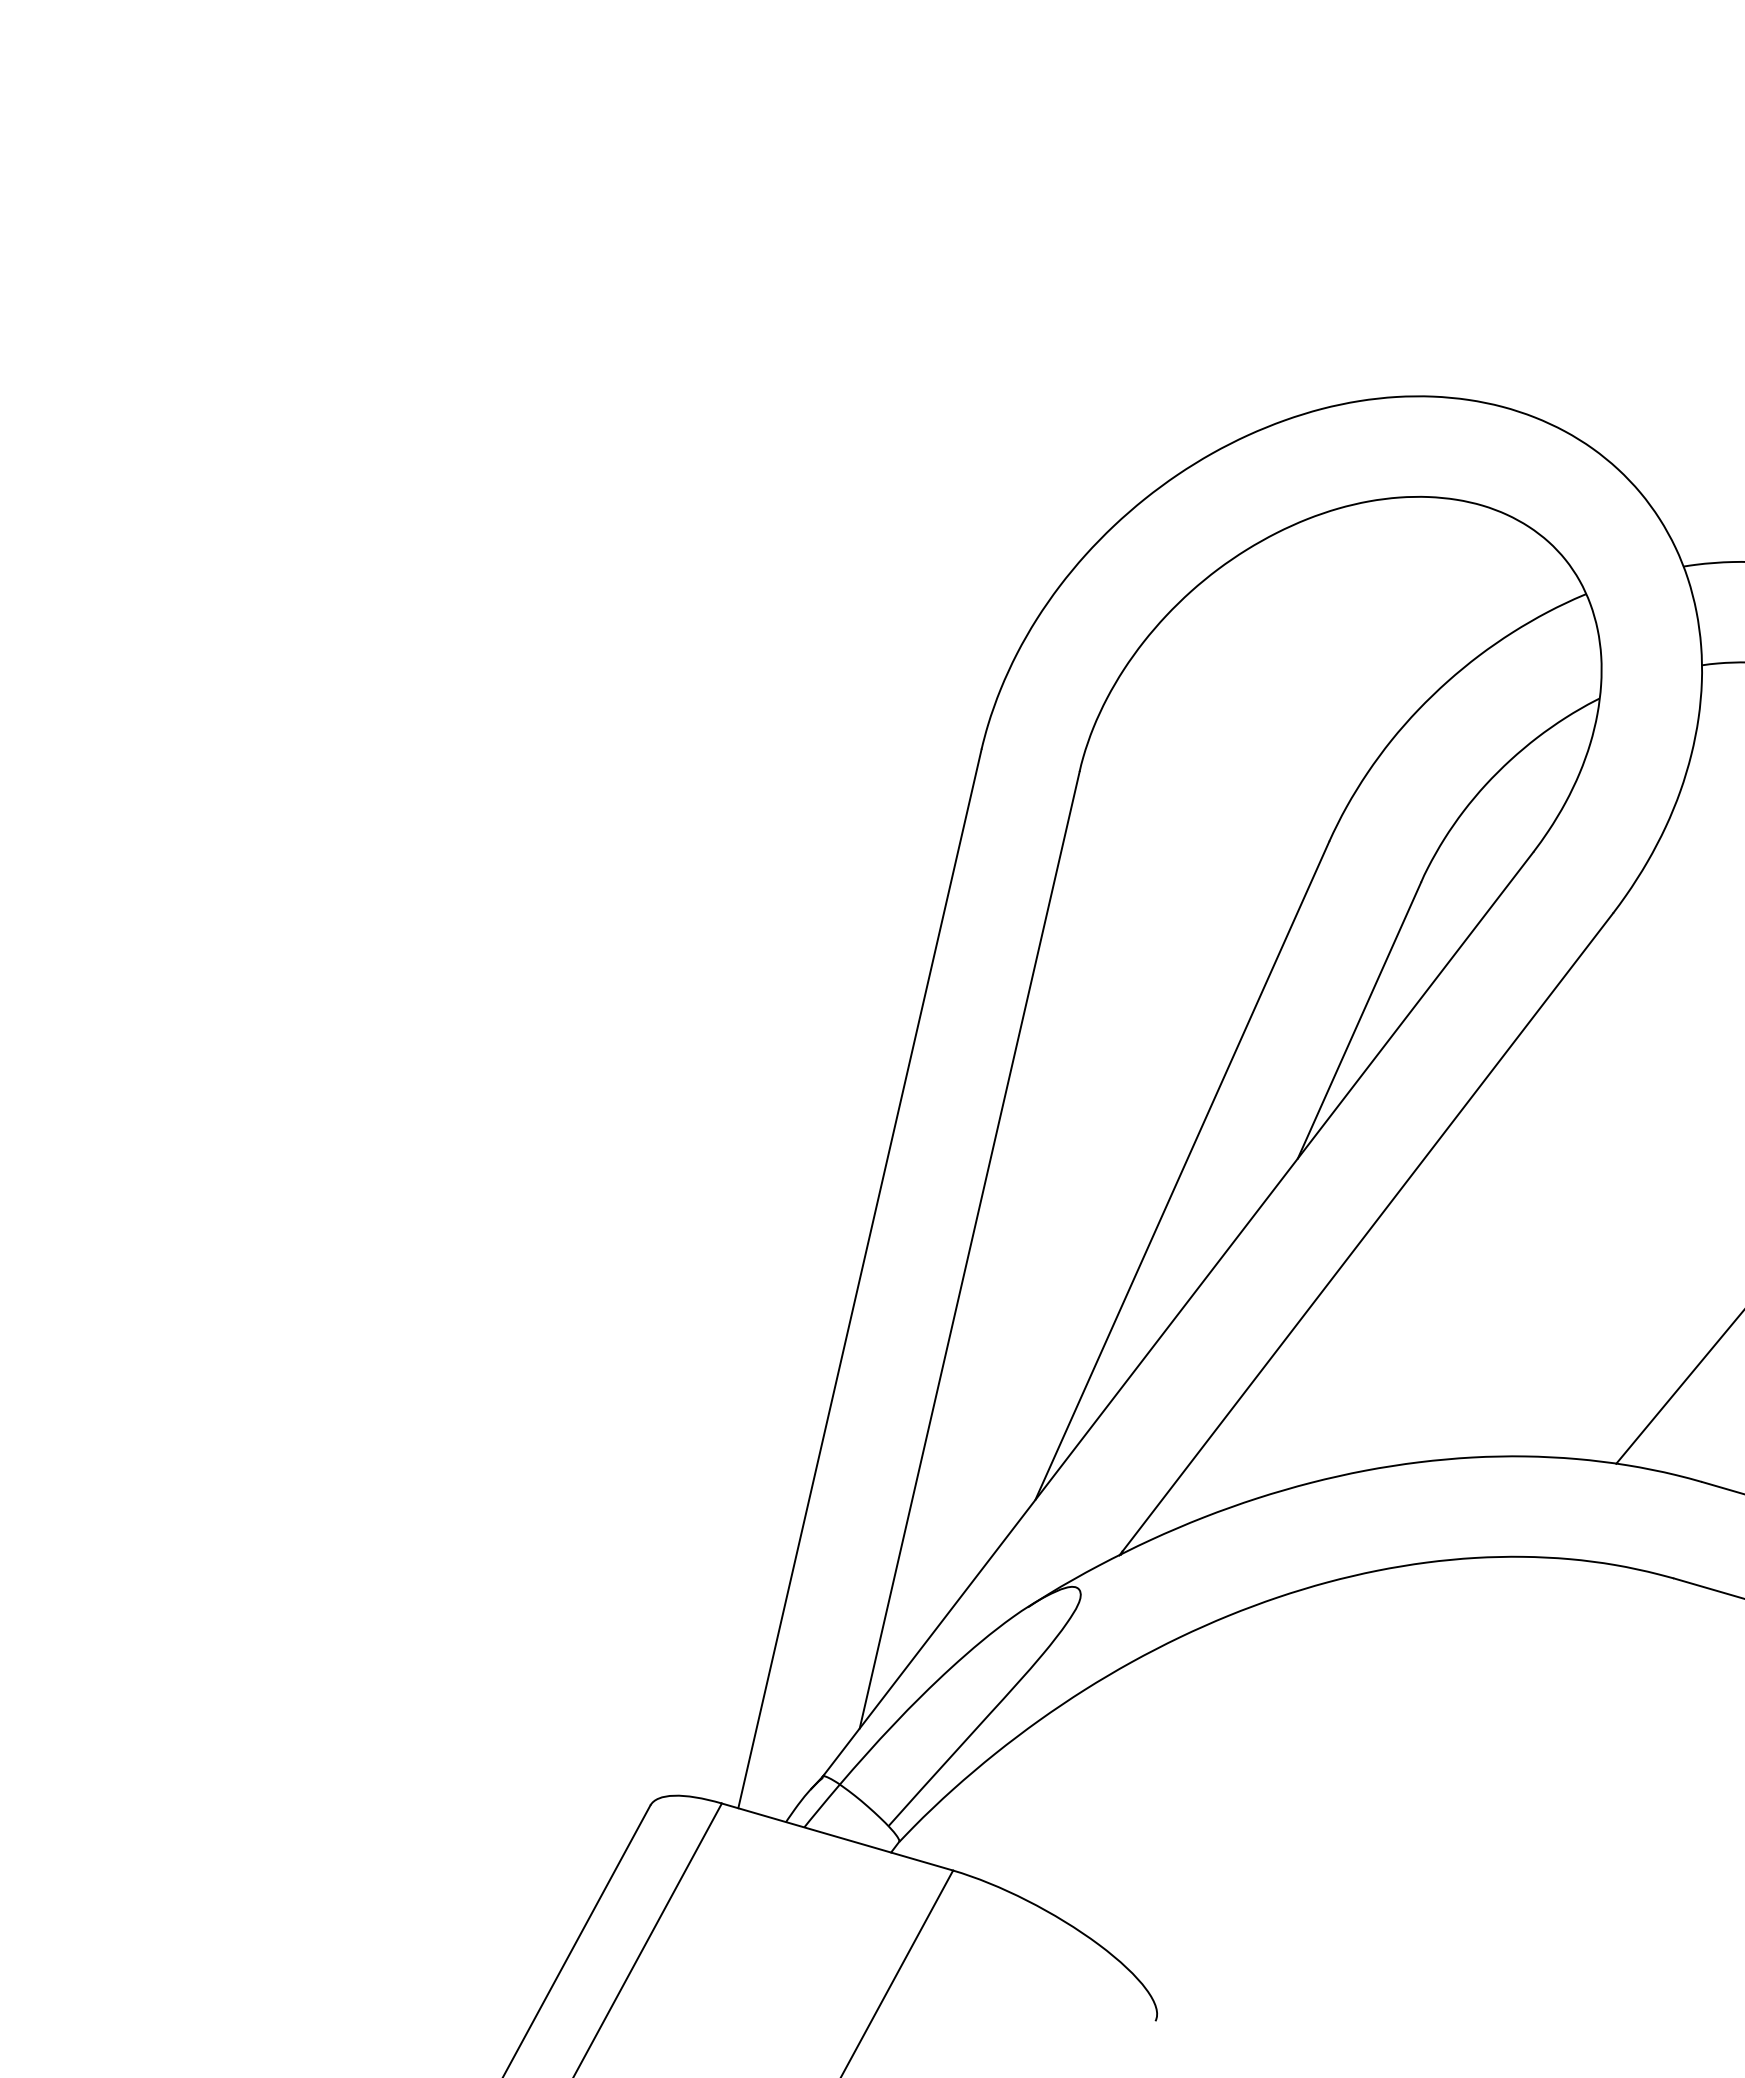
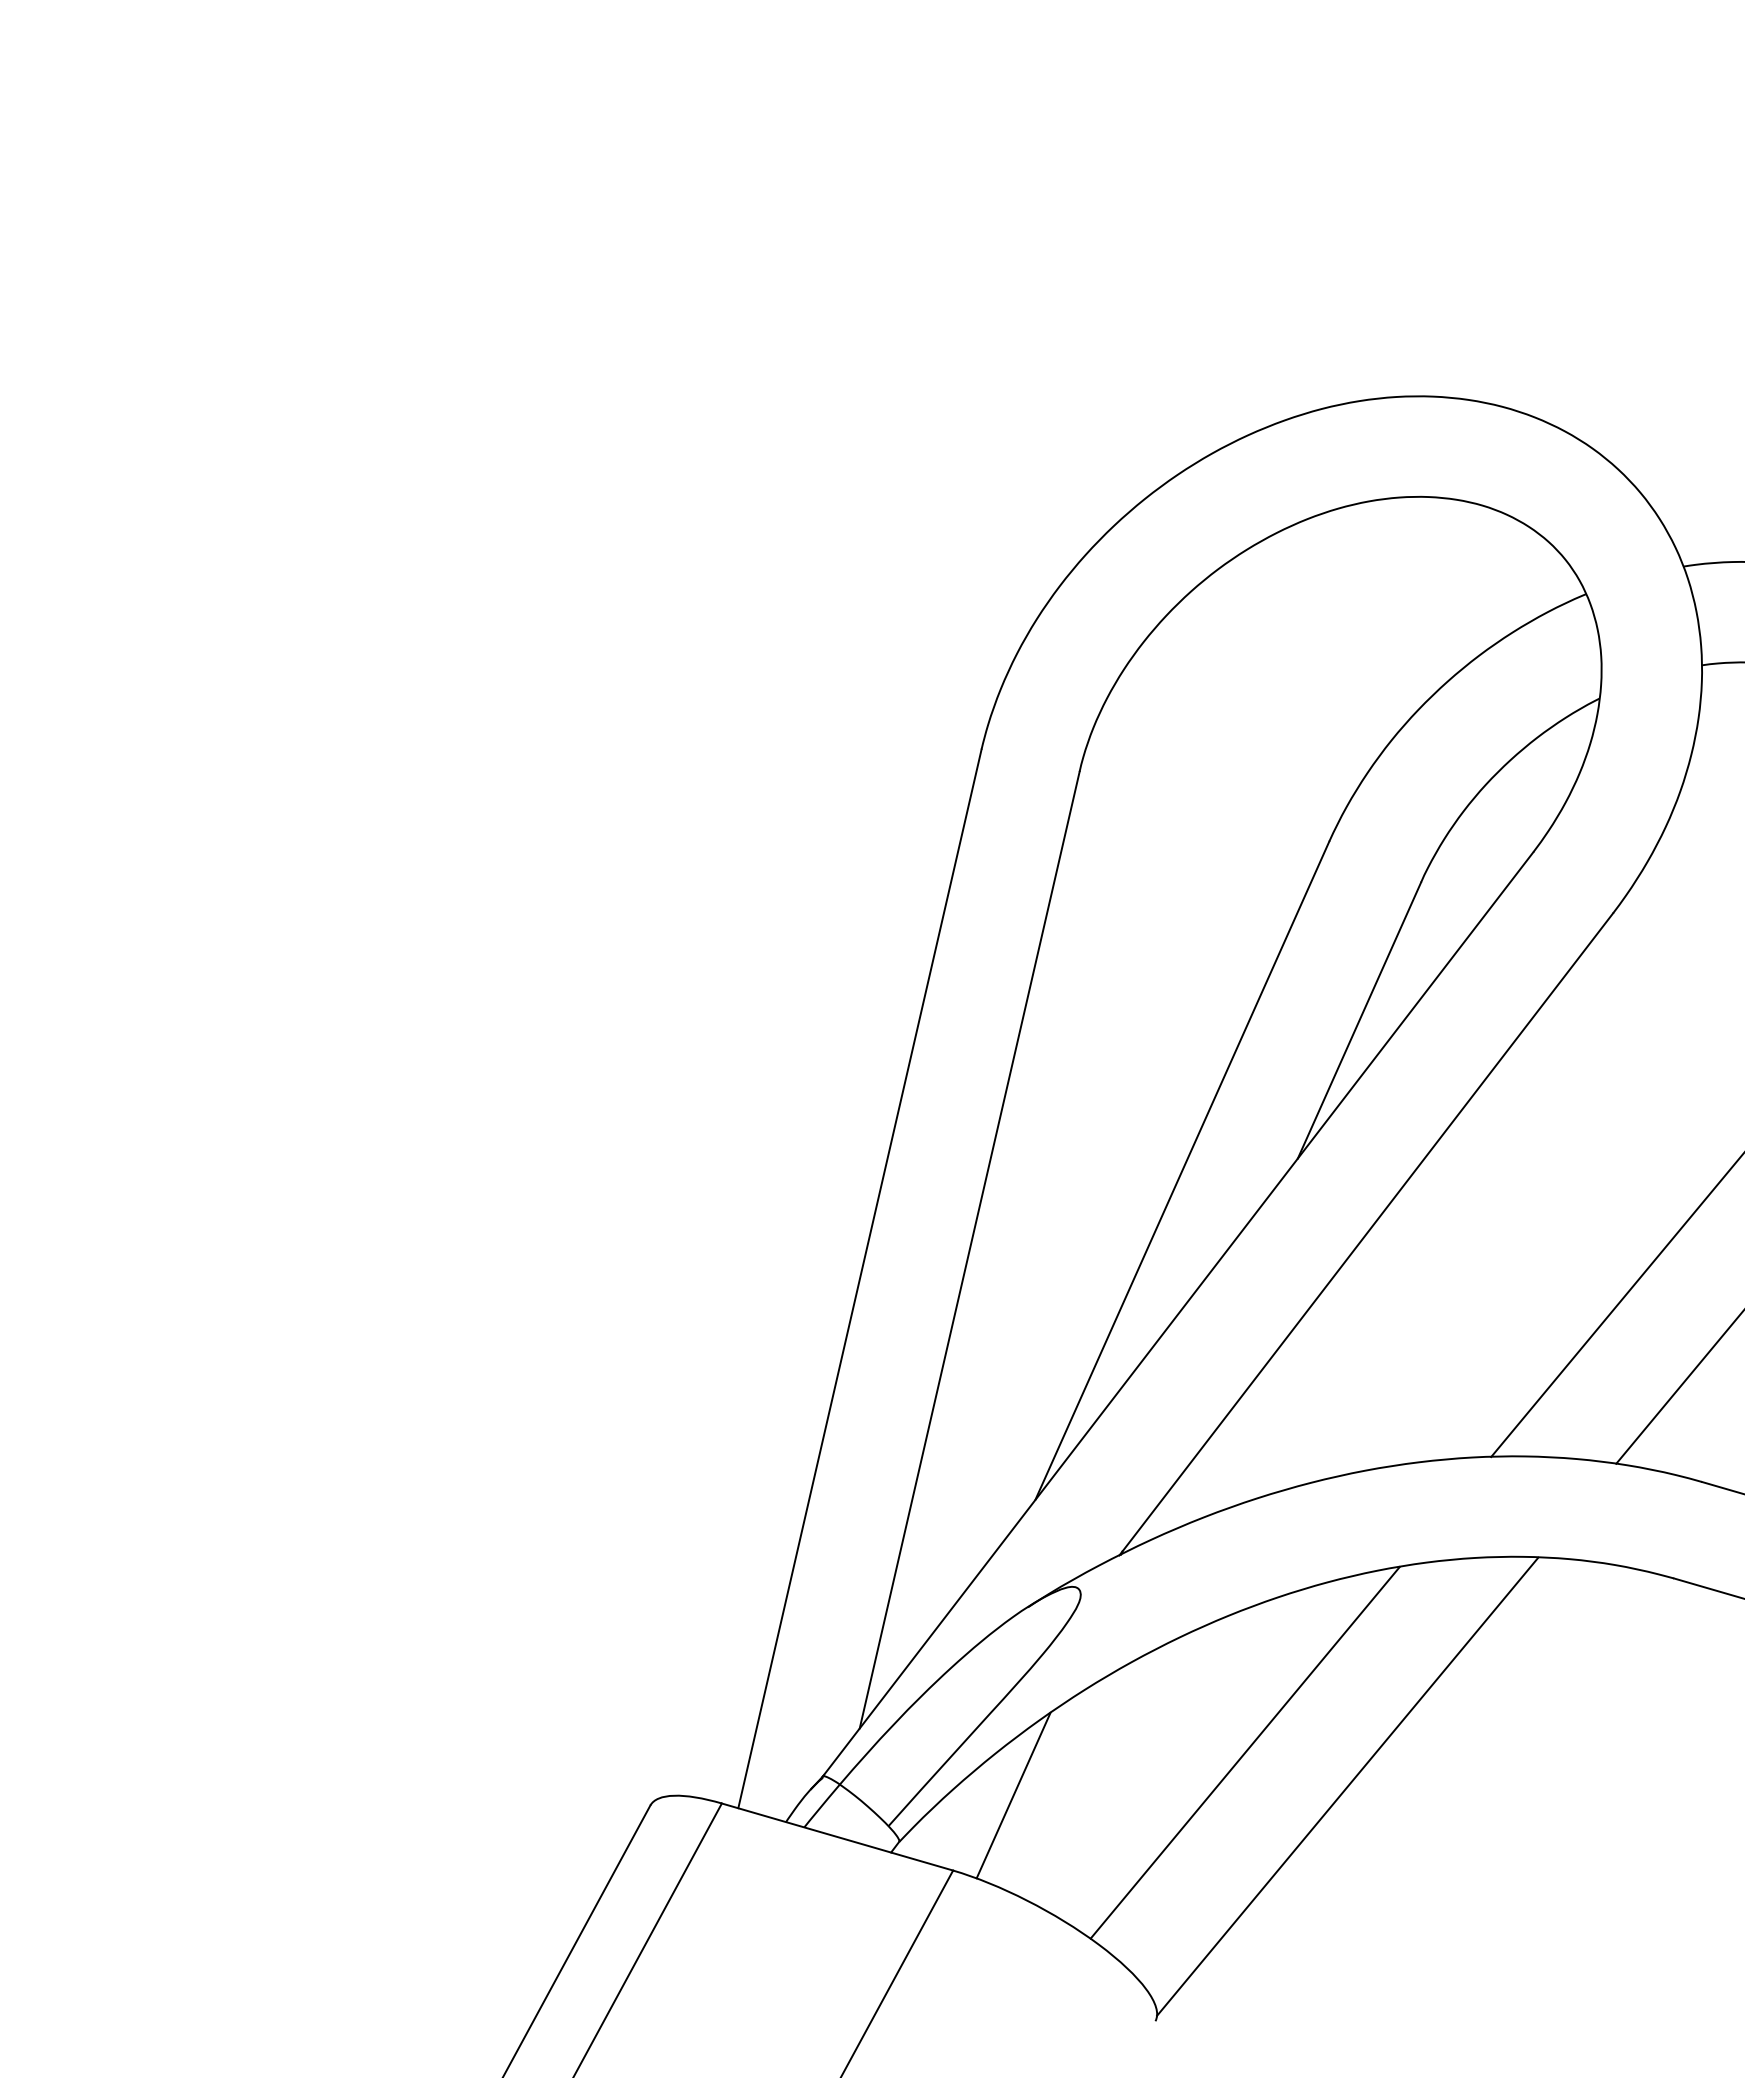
line: none -> present (1616, 1306)
line: none -> present (1244, 1752)
line: none -> present (1347, 1786)
line: none -> present (1013, 1795)
